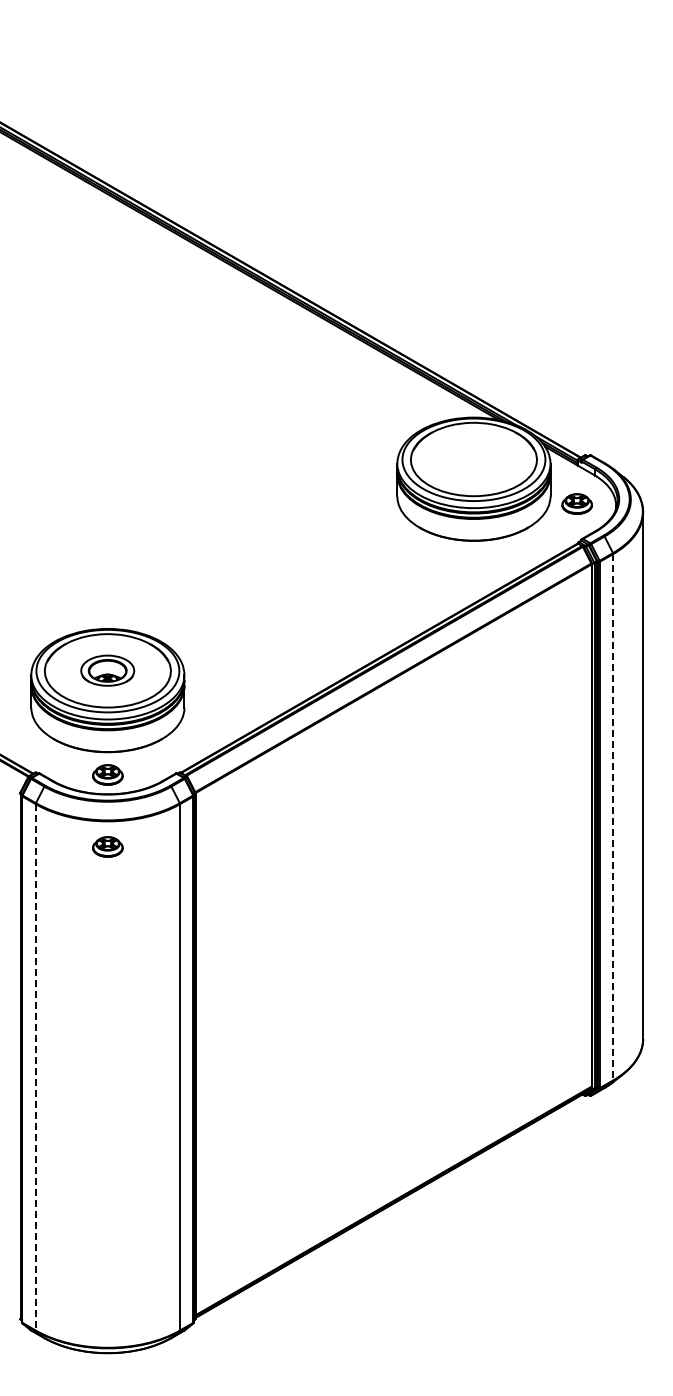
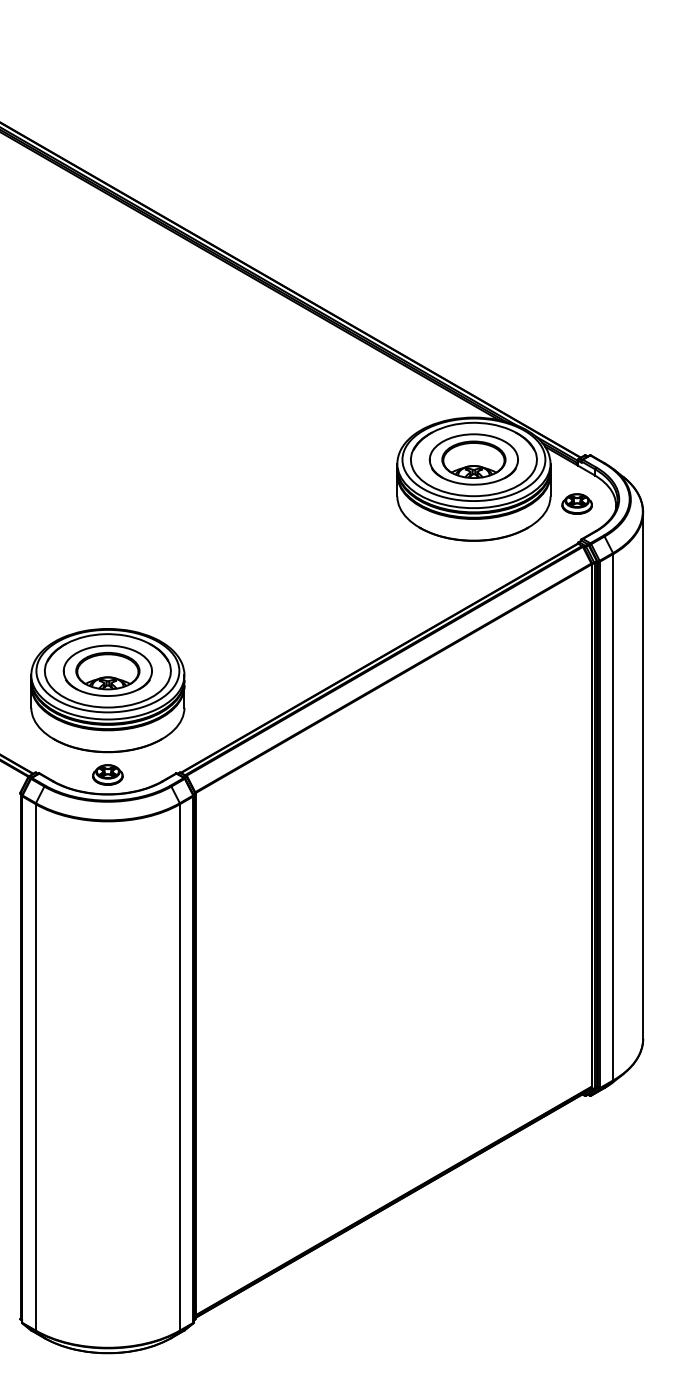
part: none -> present (473, 459)
part size: 56x33 px -> 91x53 px (107, 670)
line: dashed -> solid (613, 817)
part: present -> none (107, 846)
line: dashed -> solid (35, 1067)
